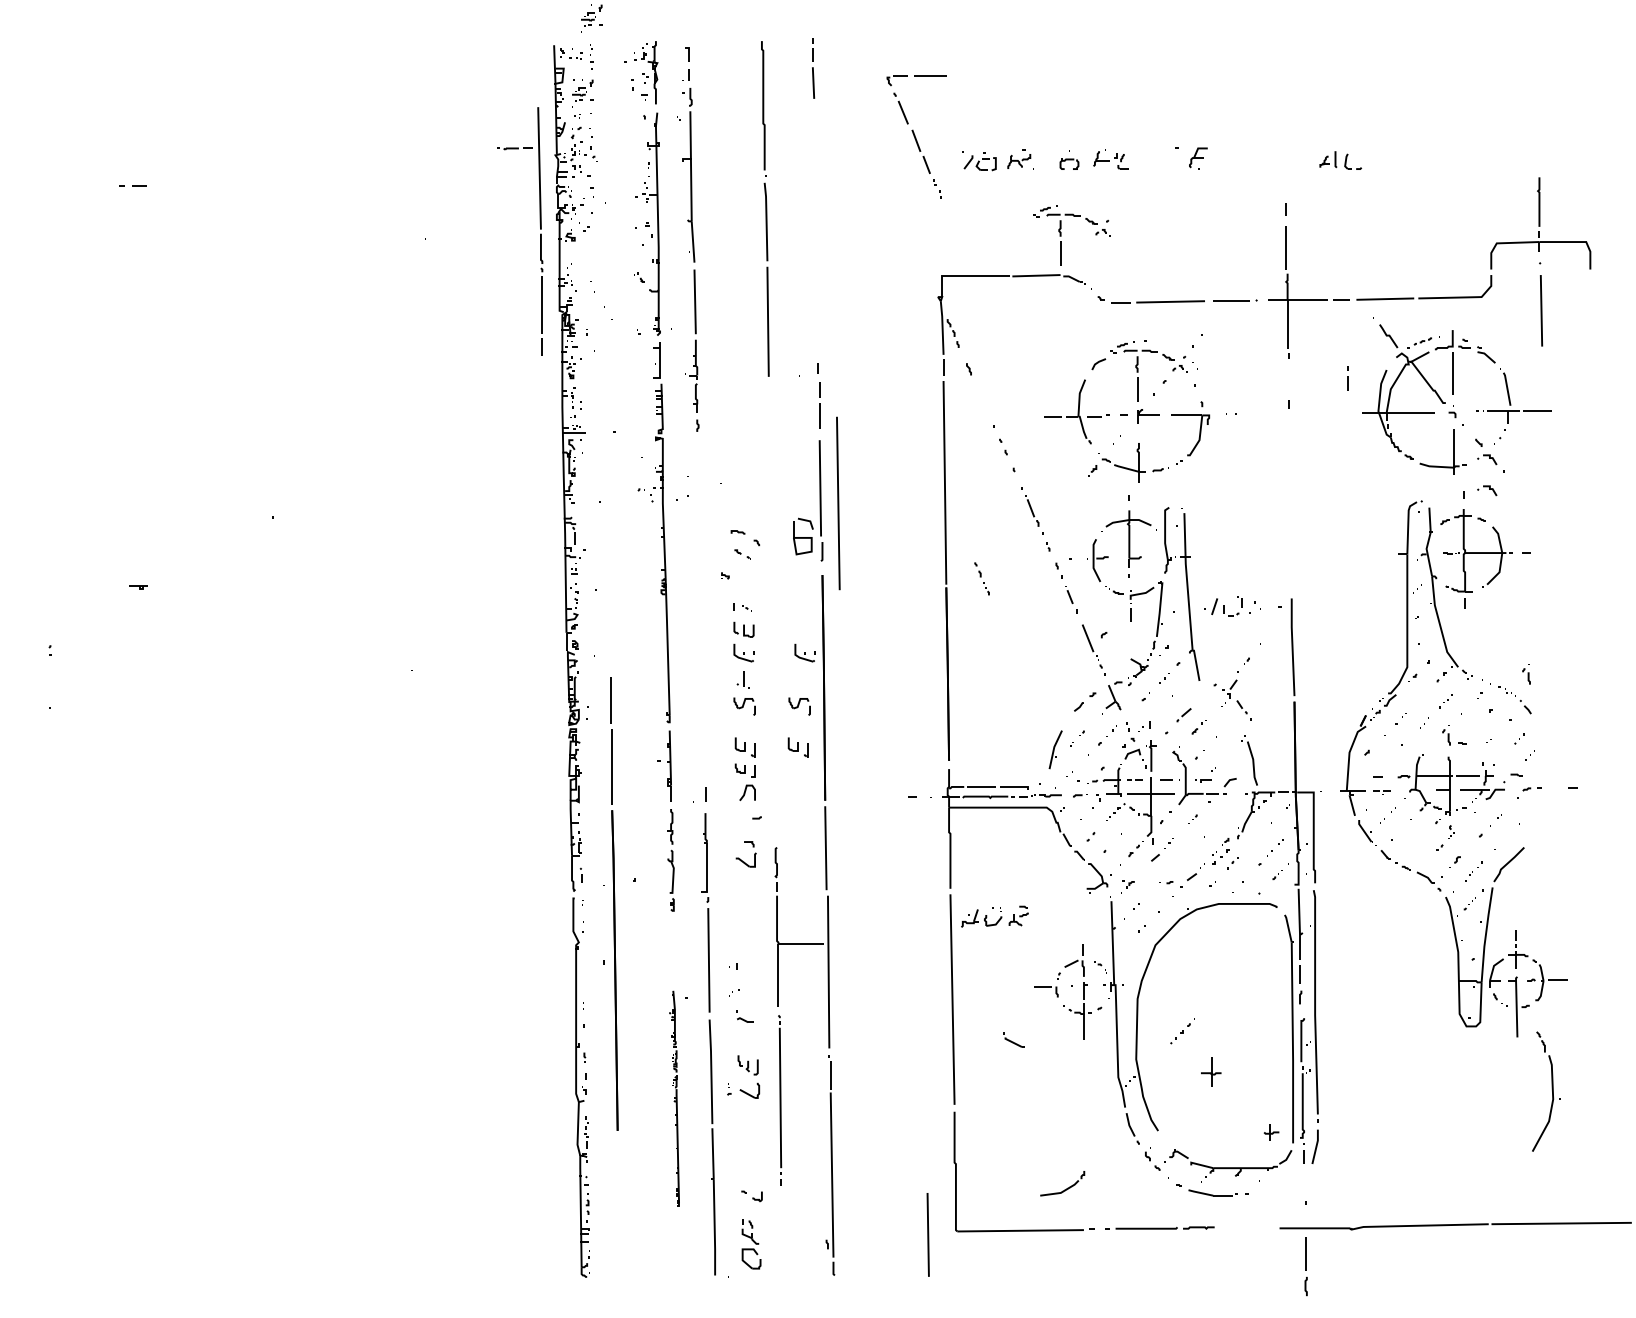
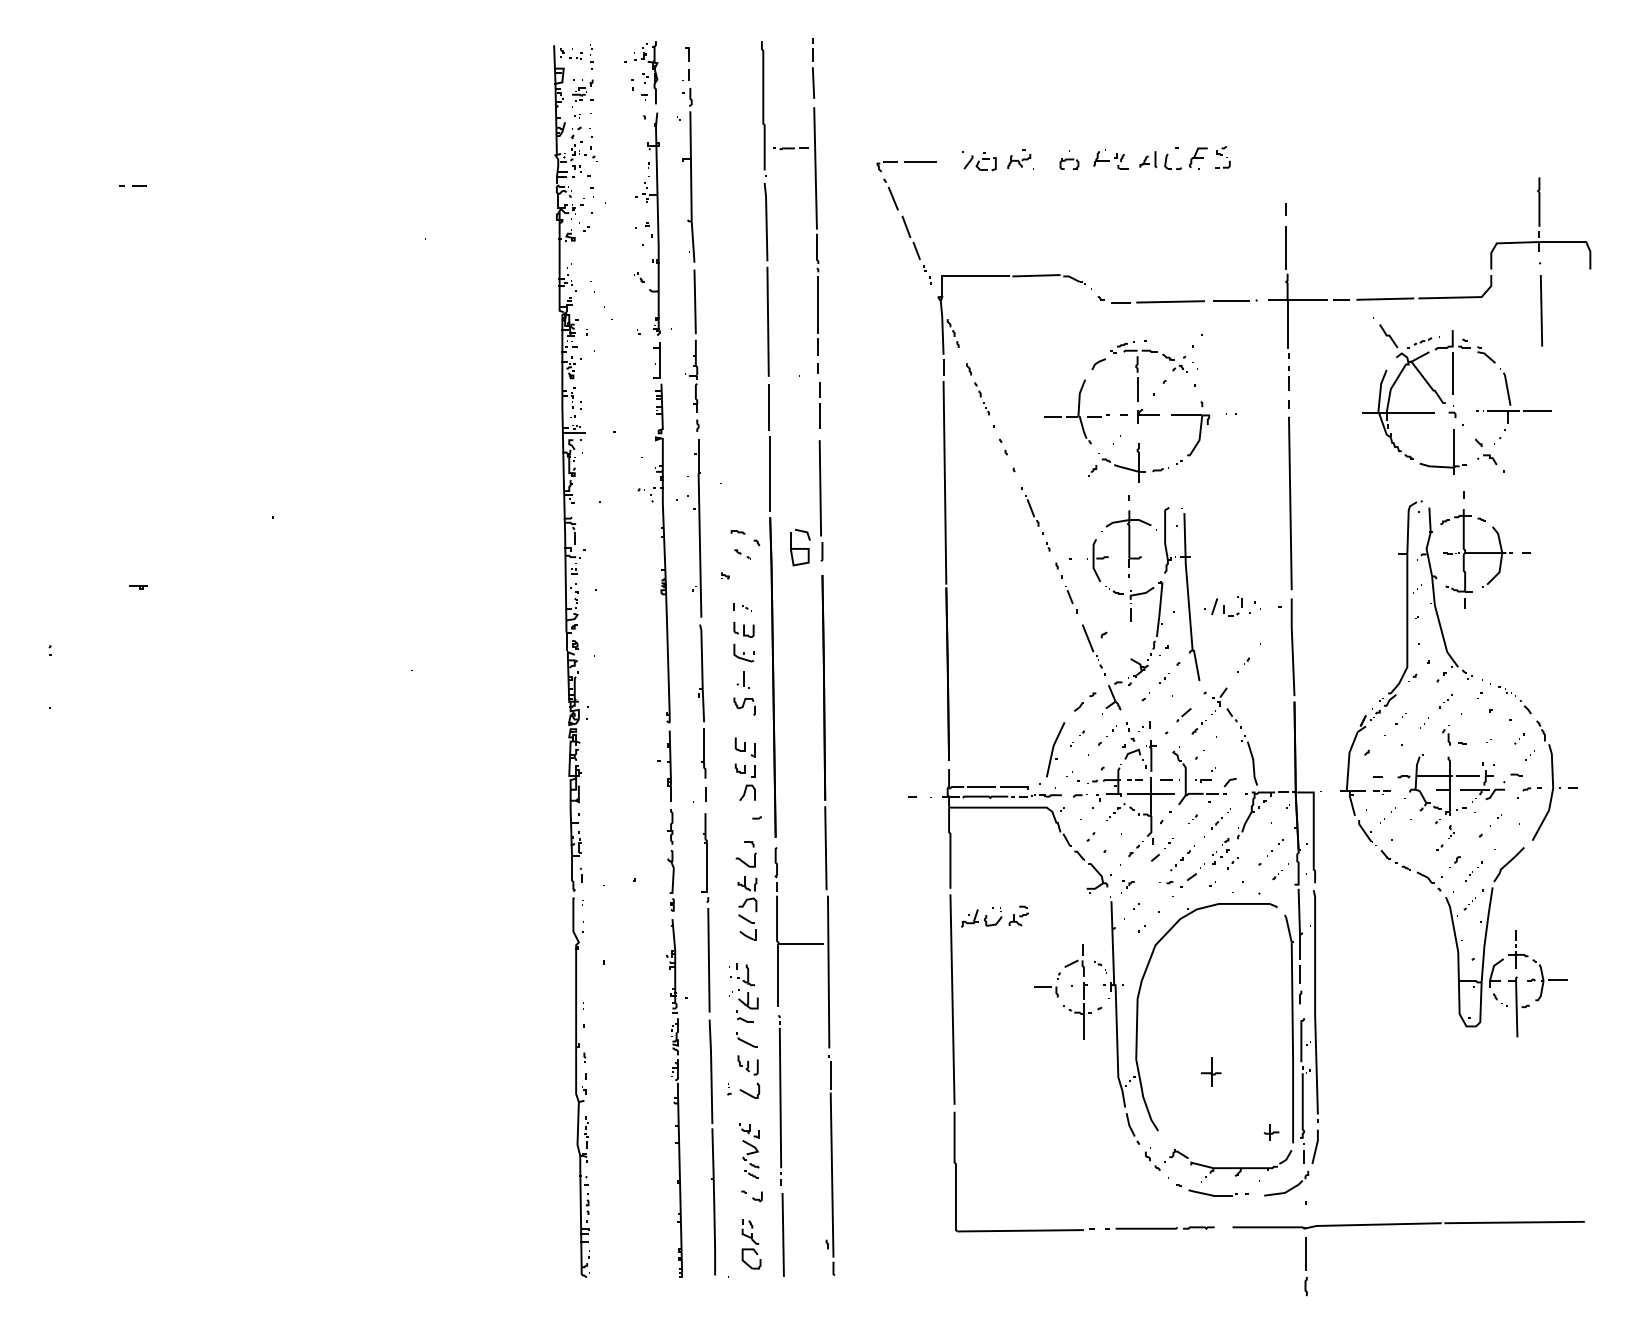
part: present -> none (591, 18)
part position: (916, 136) -> (906, 222) (906, 222)
part: none -> present (1222, 157)
part position: (1340, 160) -> (1160, 160) (1160, 160)
part position: (540, 229) -> (816, 229) (816, 229)
part: present -> none (1061, 235)
line position: (1347, 378) -> (1288, 378) (1288, 378)
part: present -> none (1487, 490)
line position: (838, 503) -> (1290, 503) (1290, 503)
part position: (803, 536) -> (800, 547) (800, 547)
part position: (981, 578) -> (981, 398) (981, 398)
part: none -> present (699, 608)
part: present -> none (804, 652)
part: present -> none (1526, 674)
part position: (1232, 699) -> (1222, 707) (1222, 707)
part: present -> none (799, 706)
part: present -> none (797, 747)
part size: 15x40 px -> 20x56 px (1055, 749)
part: none -> present (1220, 818)
line position: (614, 903) -> (772, 610) (772, 610)
part: none -> present (747, 908)
part: none -> present (744, 986)
part position: (1182, 1031) -> (1182, 858) (1182, 858)
part position: (1013, 1039) -> (746, 1039) (746, 1039)
part position: (1546, 1091) -> (1546, 780) (1546, 780)
part size: 11x217 px -> 17x359 px (674, 1098)
part: none -> present (749, 1150)
part position: (1064, 1189) -> (1288, 1189) (1288, 1189)
part position: (1455, 1226) -> (1408, 1225) (1408, 1225)
line position: (927, 1234) -> (782, 1234) (782, 1234)
